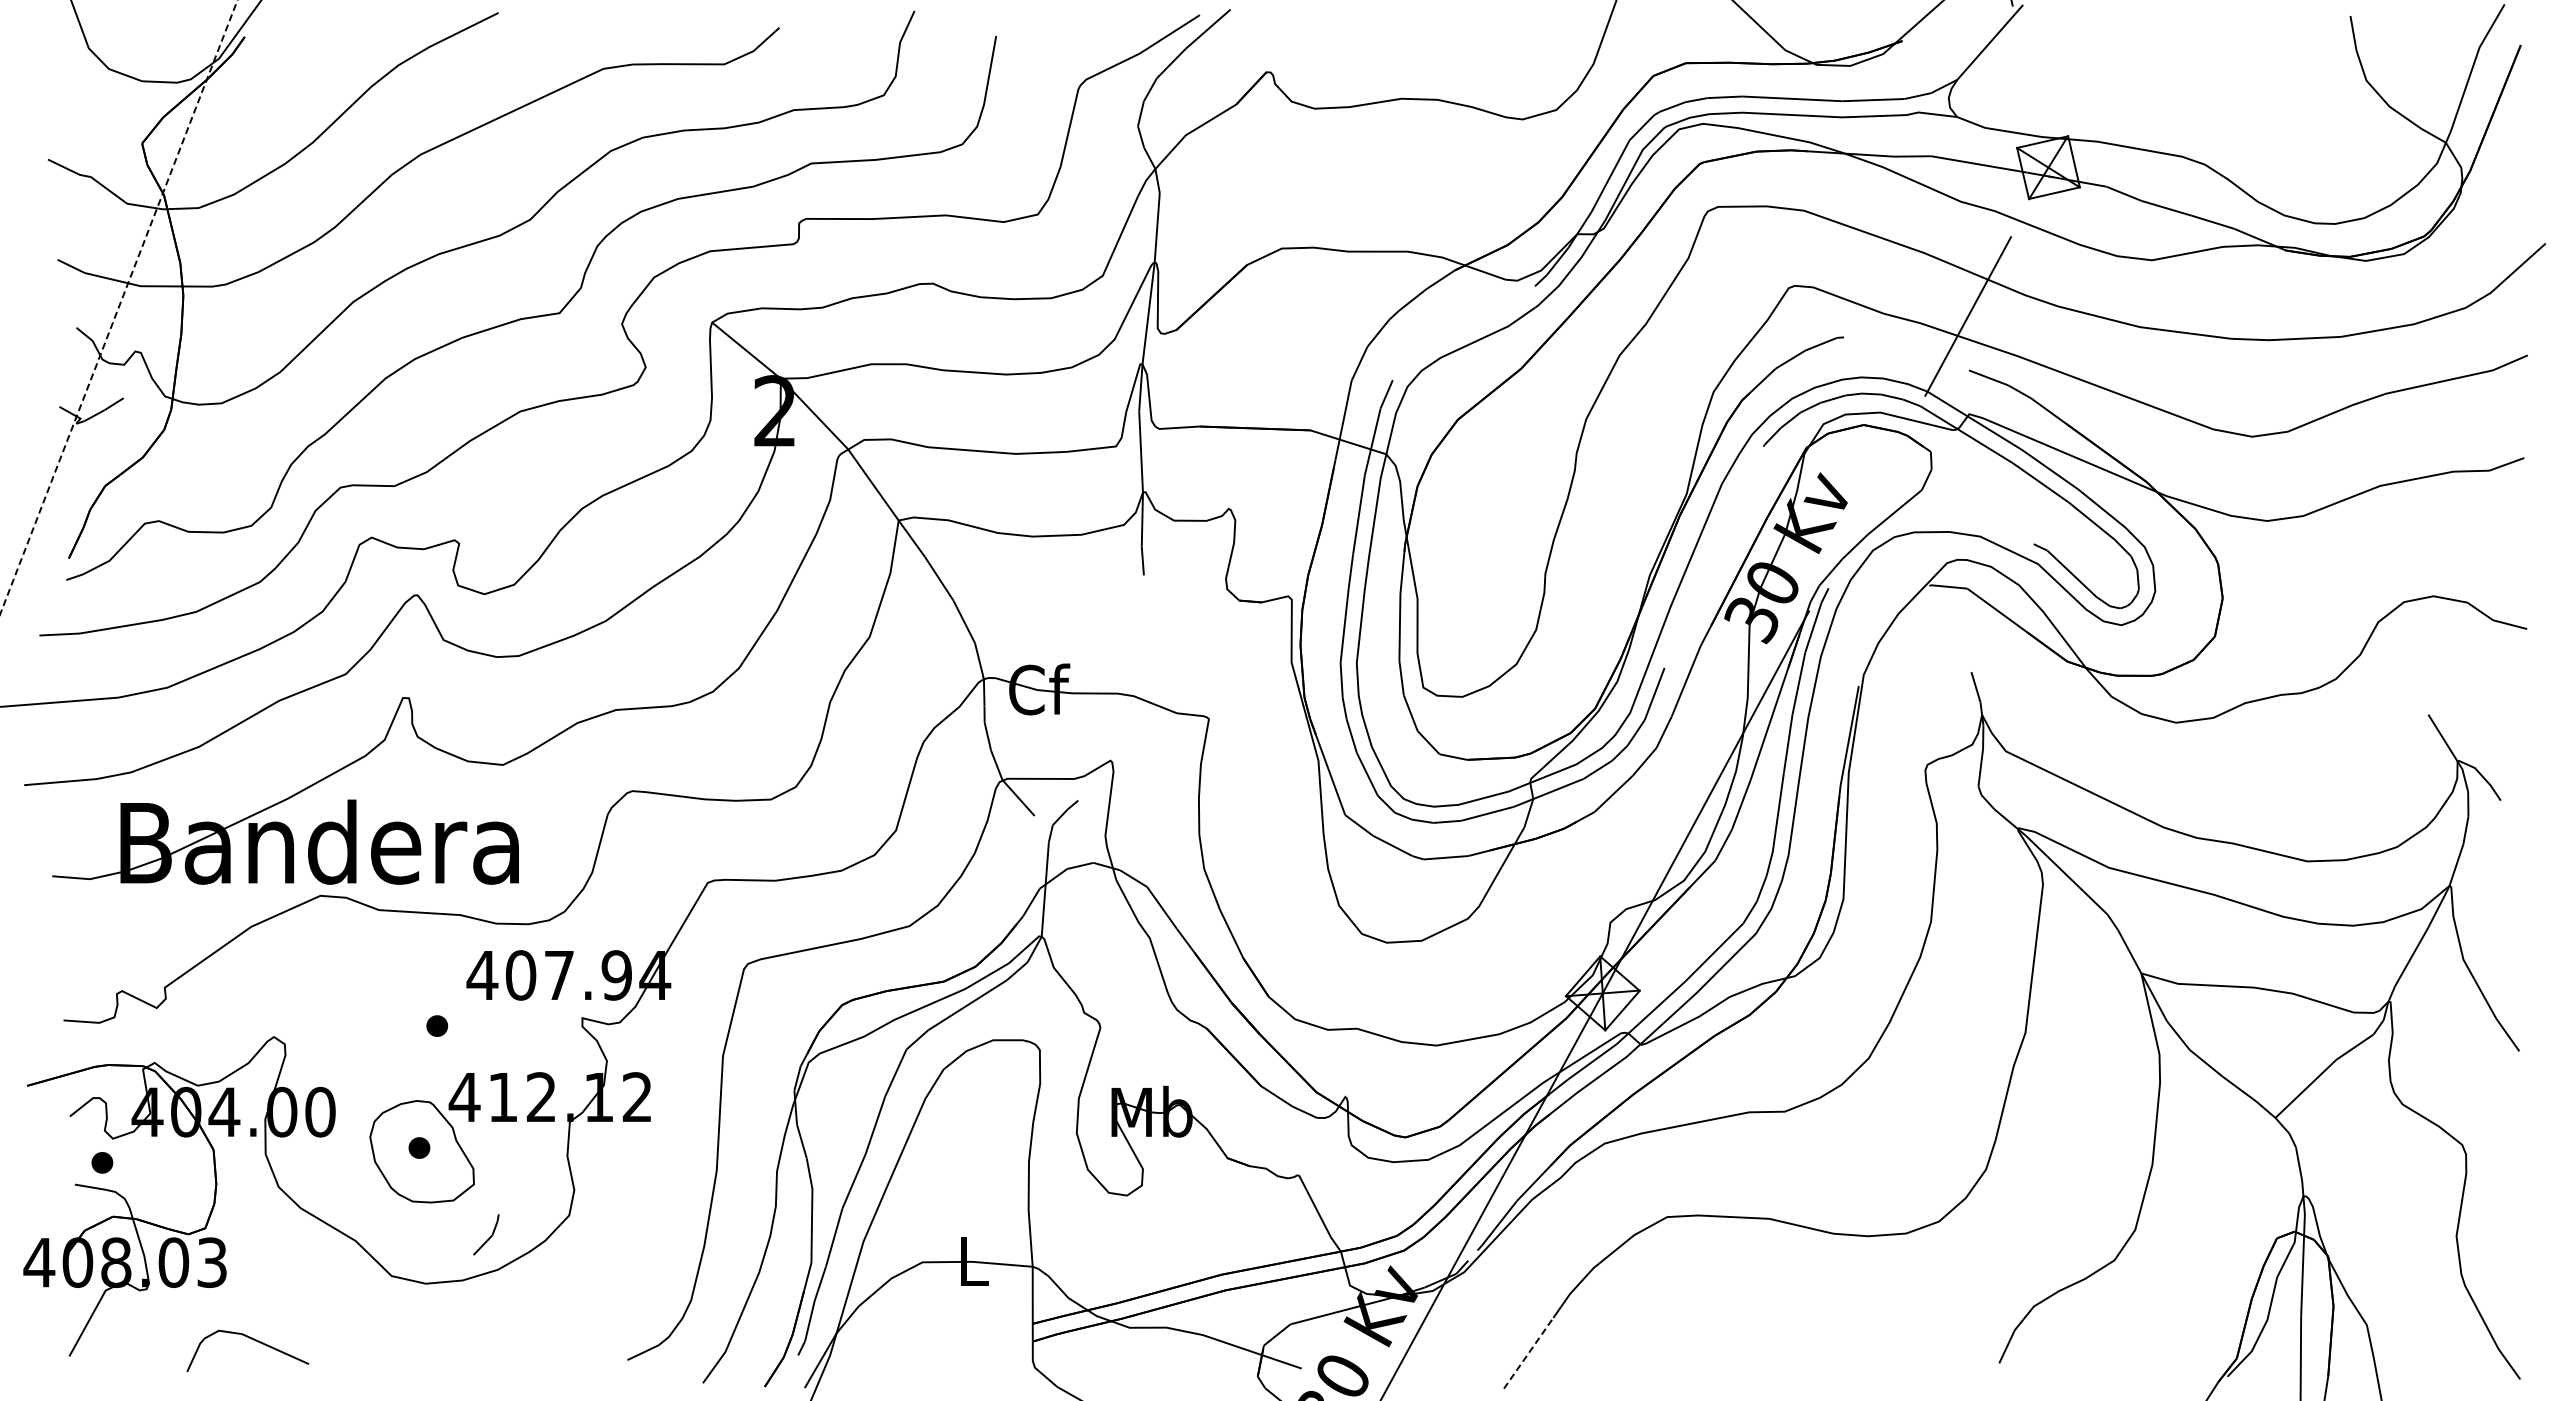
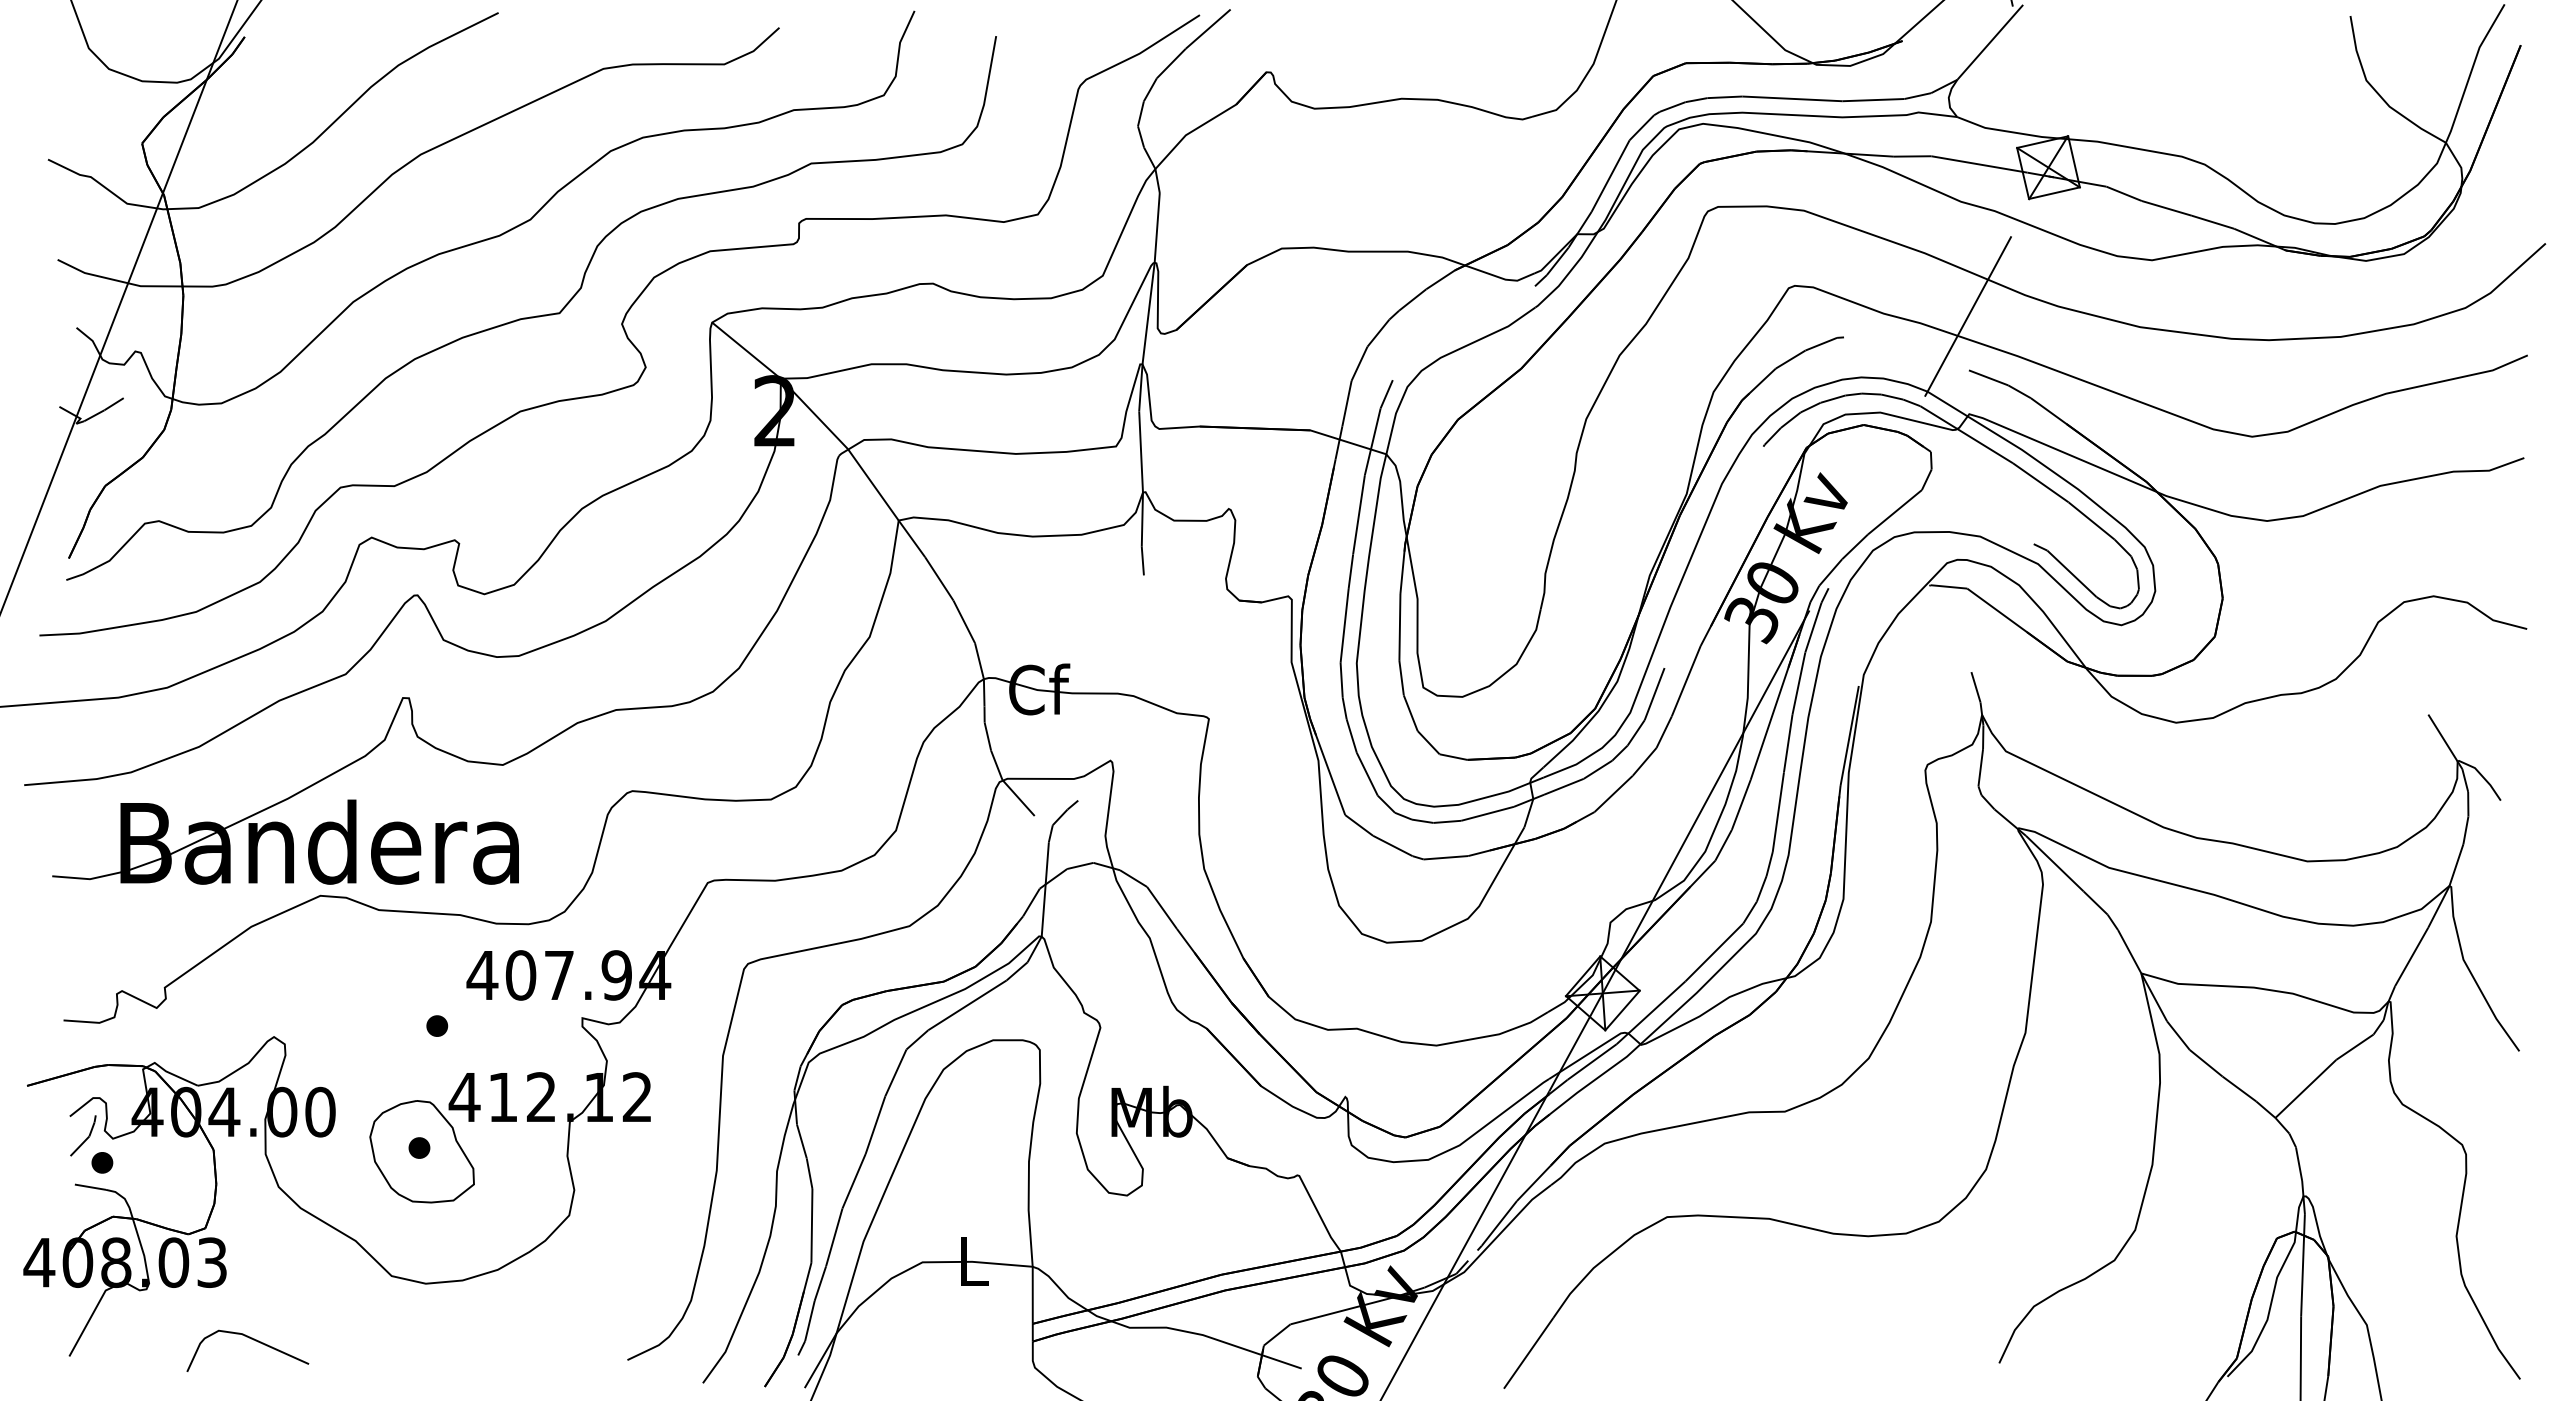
line: dashed -> solid (118, 307)
line position: (489, 1237) -> (86, 1138) (86, 1138)
line: dashed -> solid (1528, 1352)
